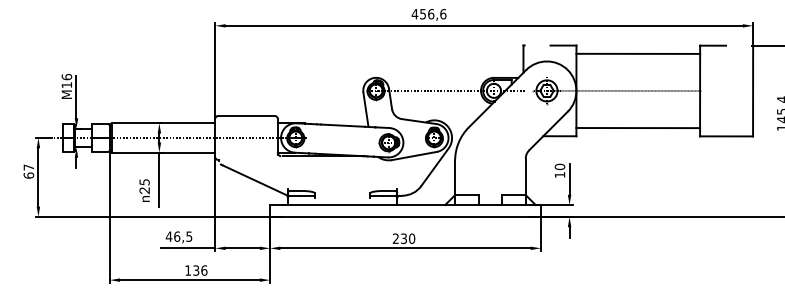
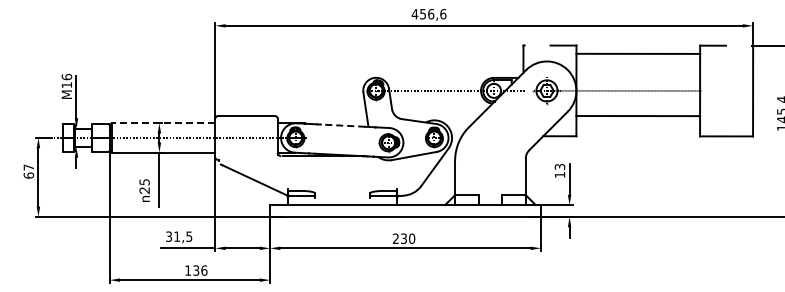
line: solid -> dashed (163, 123)
line: solid -> dashed (342, 125)
line position: (638, 128) -> (638, 116) (638, 116)
text: 10 -> 13 (559, 166)
text: 46,5 -> 31,5 (172, 236)
